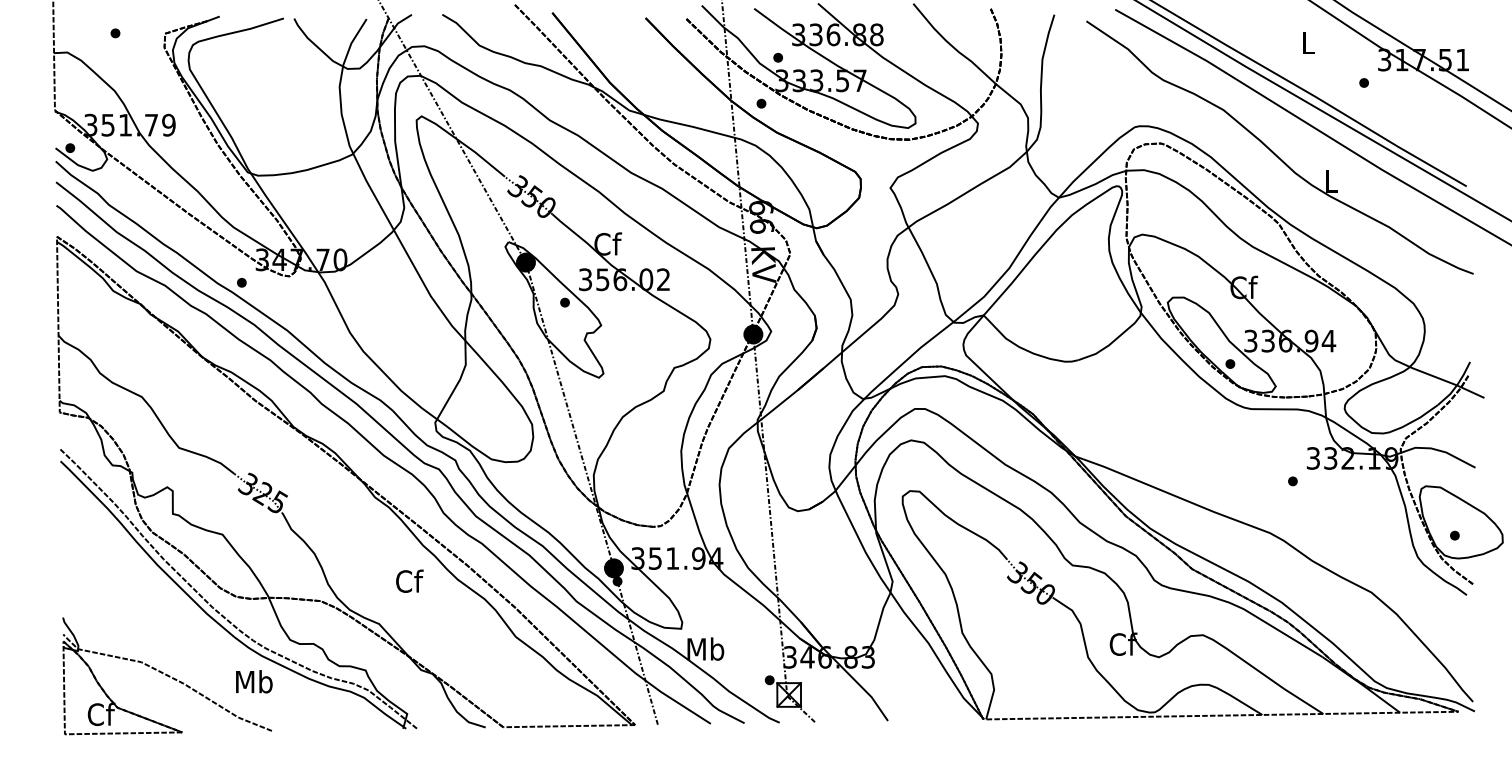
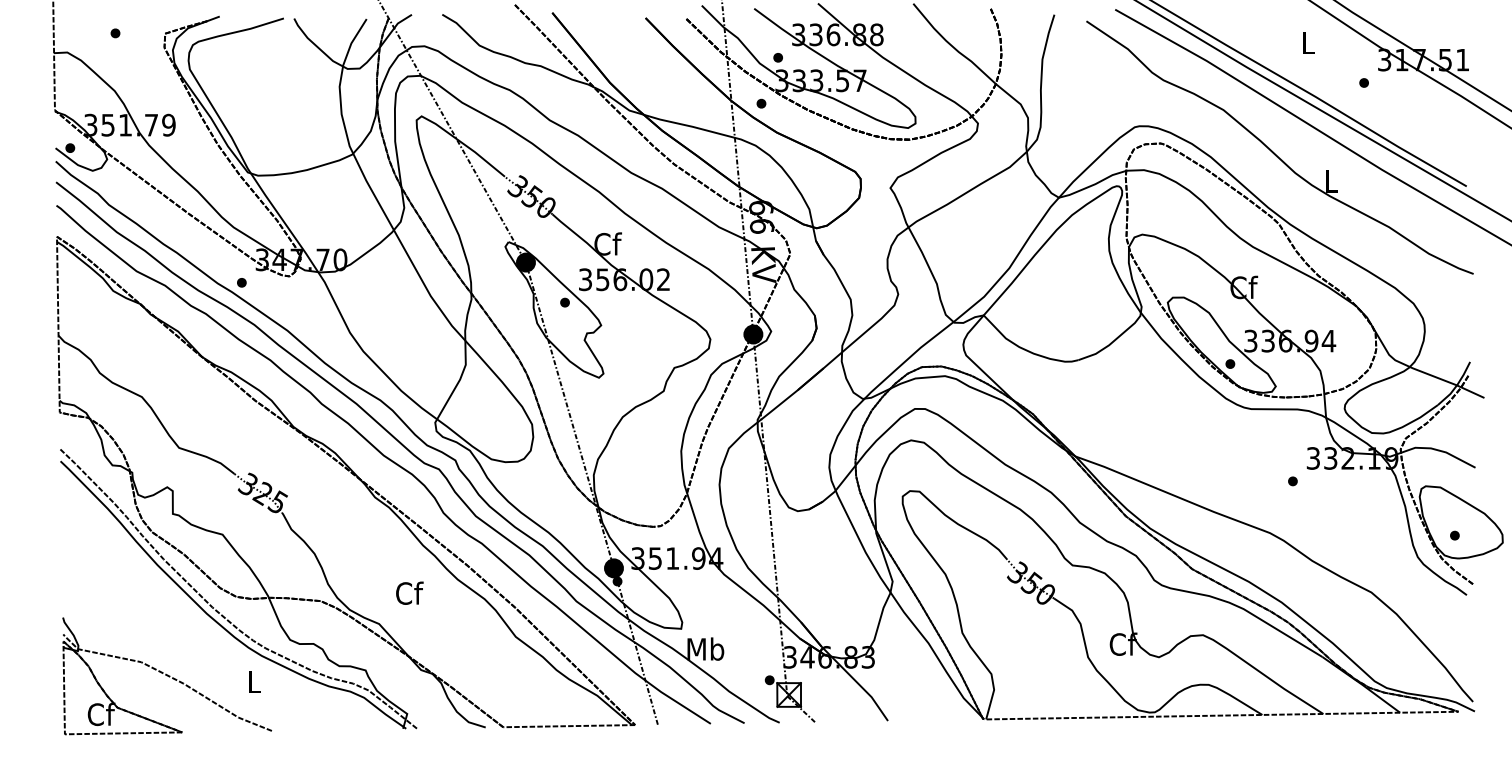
text position: (409, 580) -> (409, 592) (409, 592)
text: Mb -> L (254, 681)
